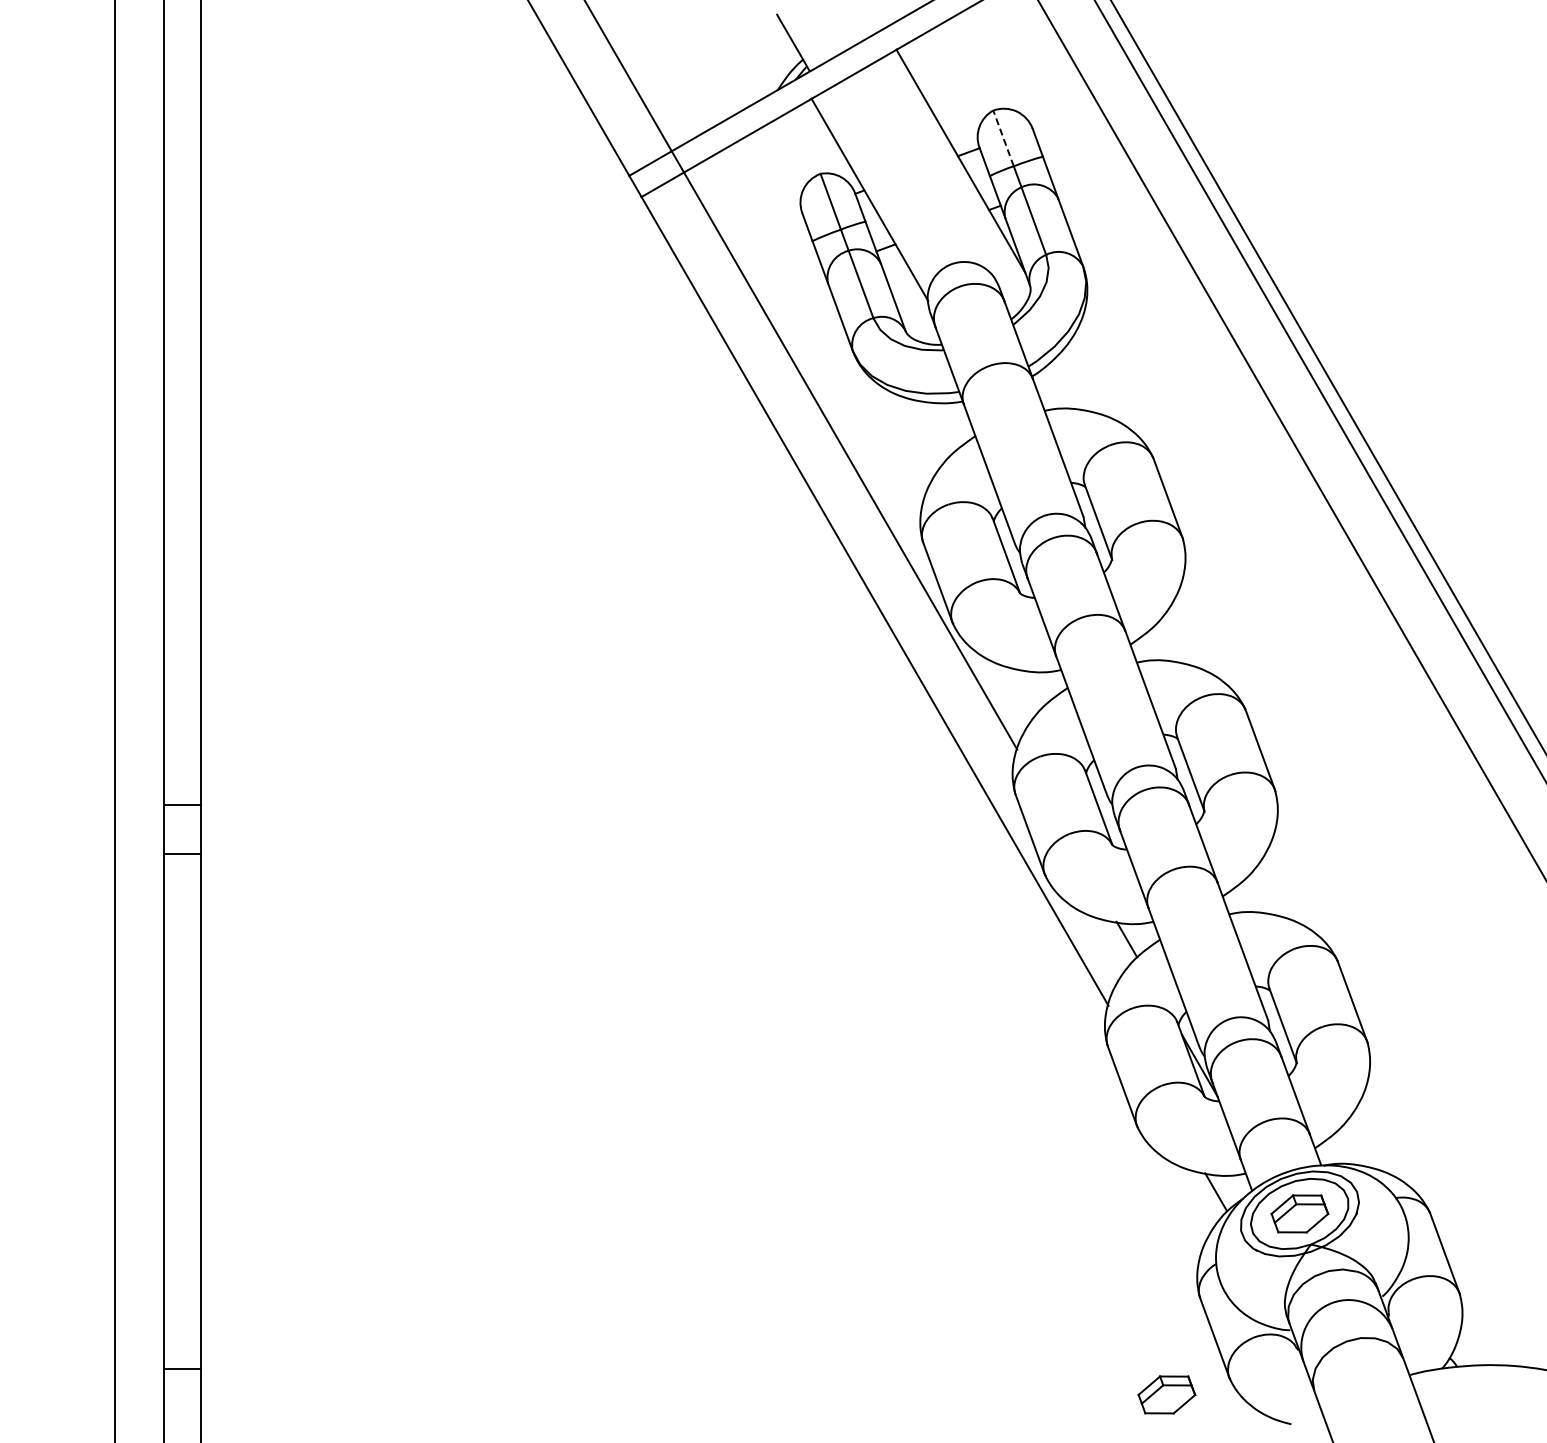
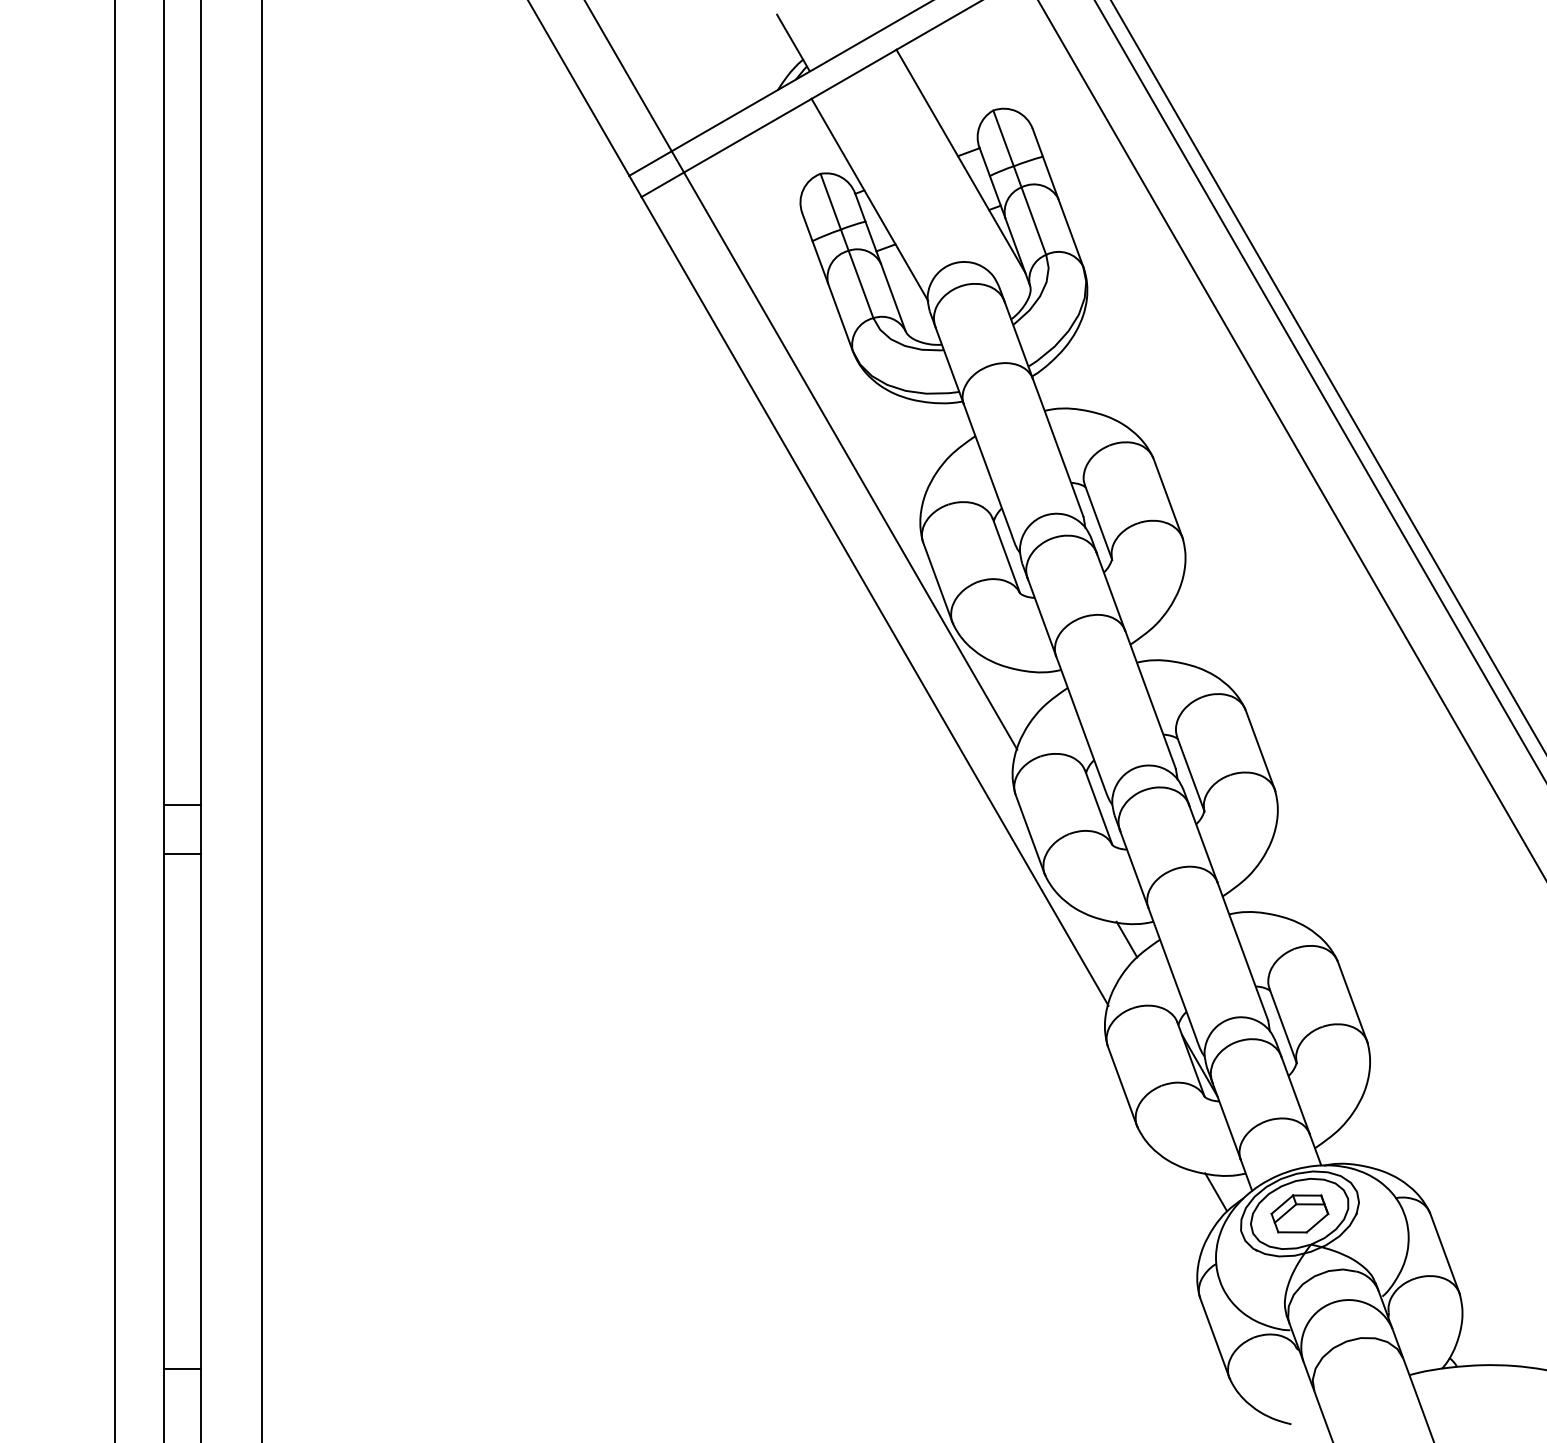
line: dashed -> solid (1003, 138)
line: none -> present (261, 720)
part: present -> none (1166, 1394)
